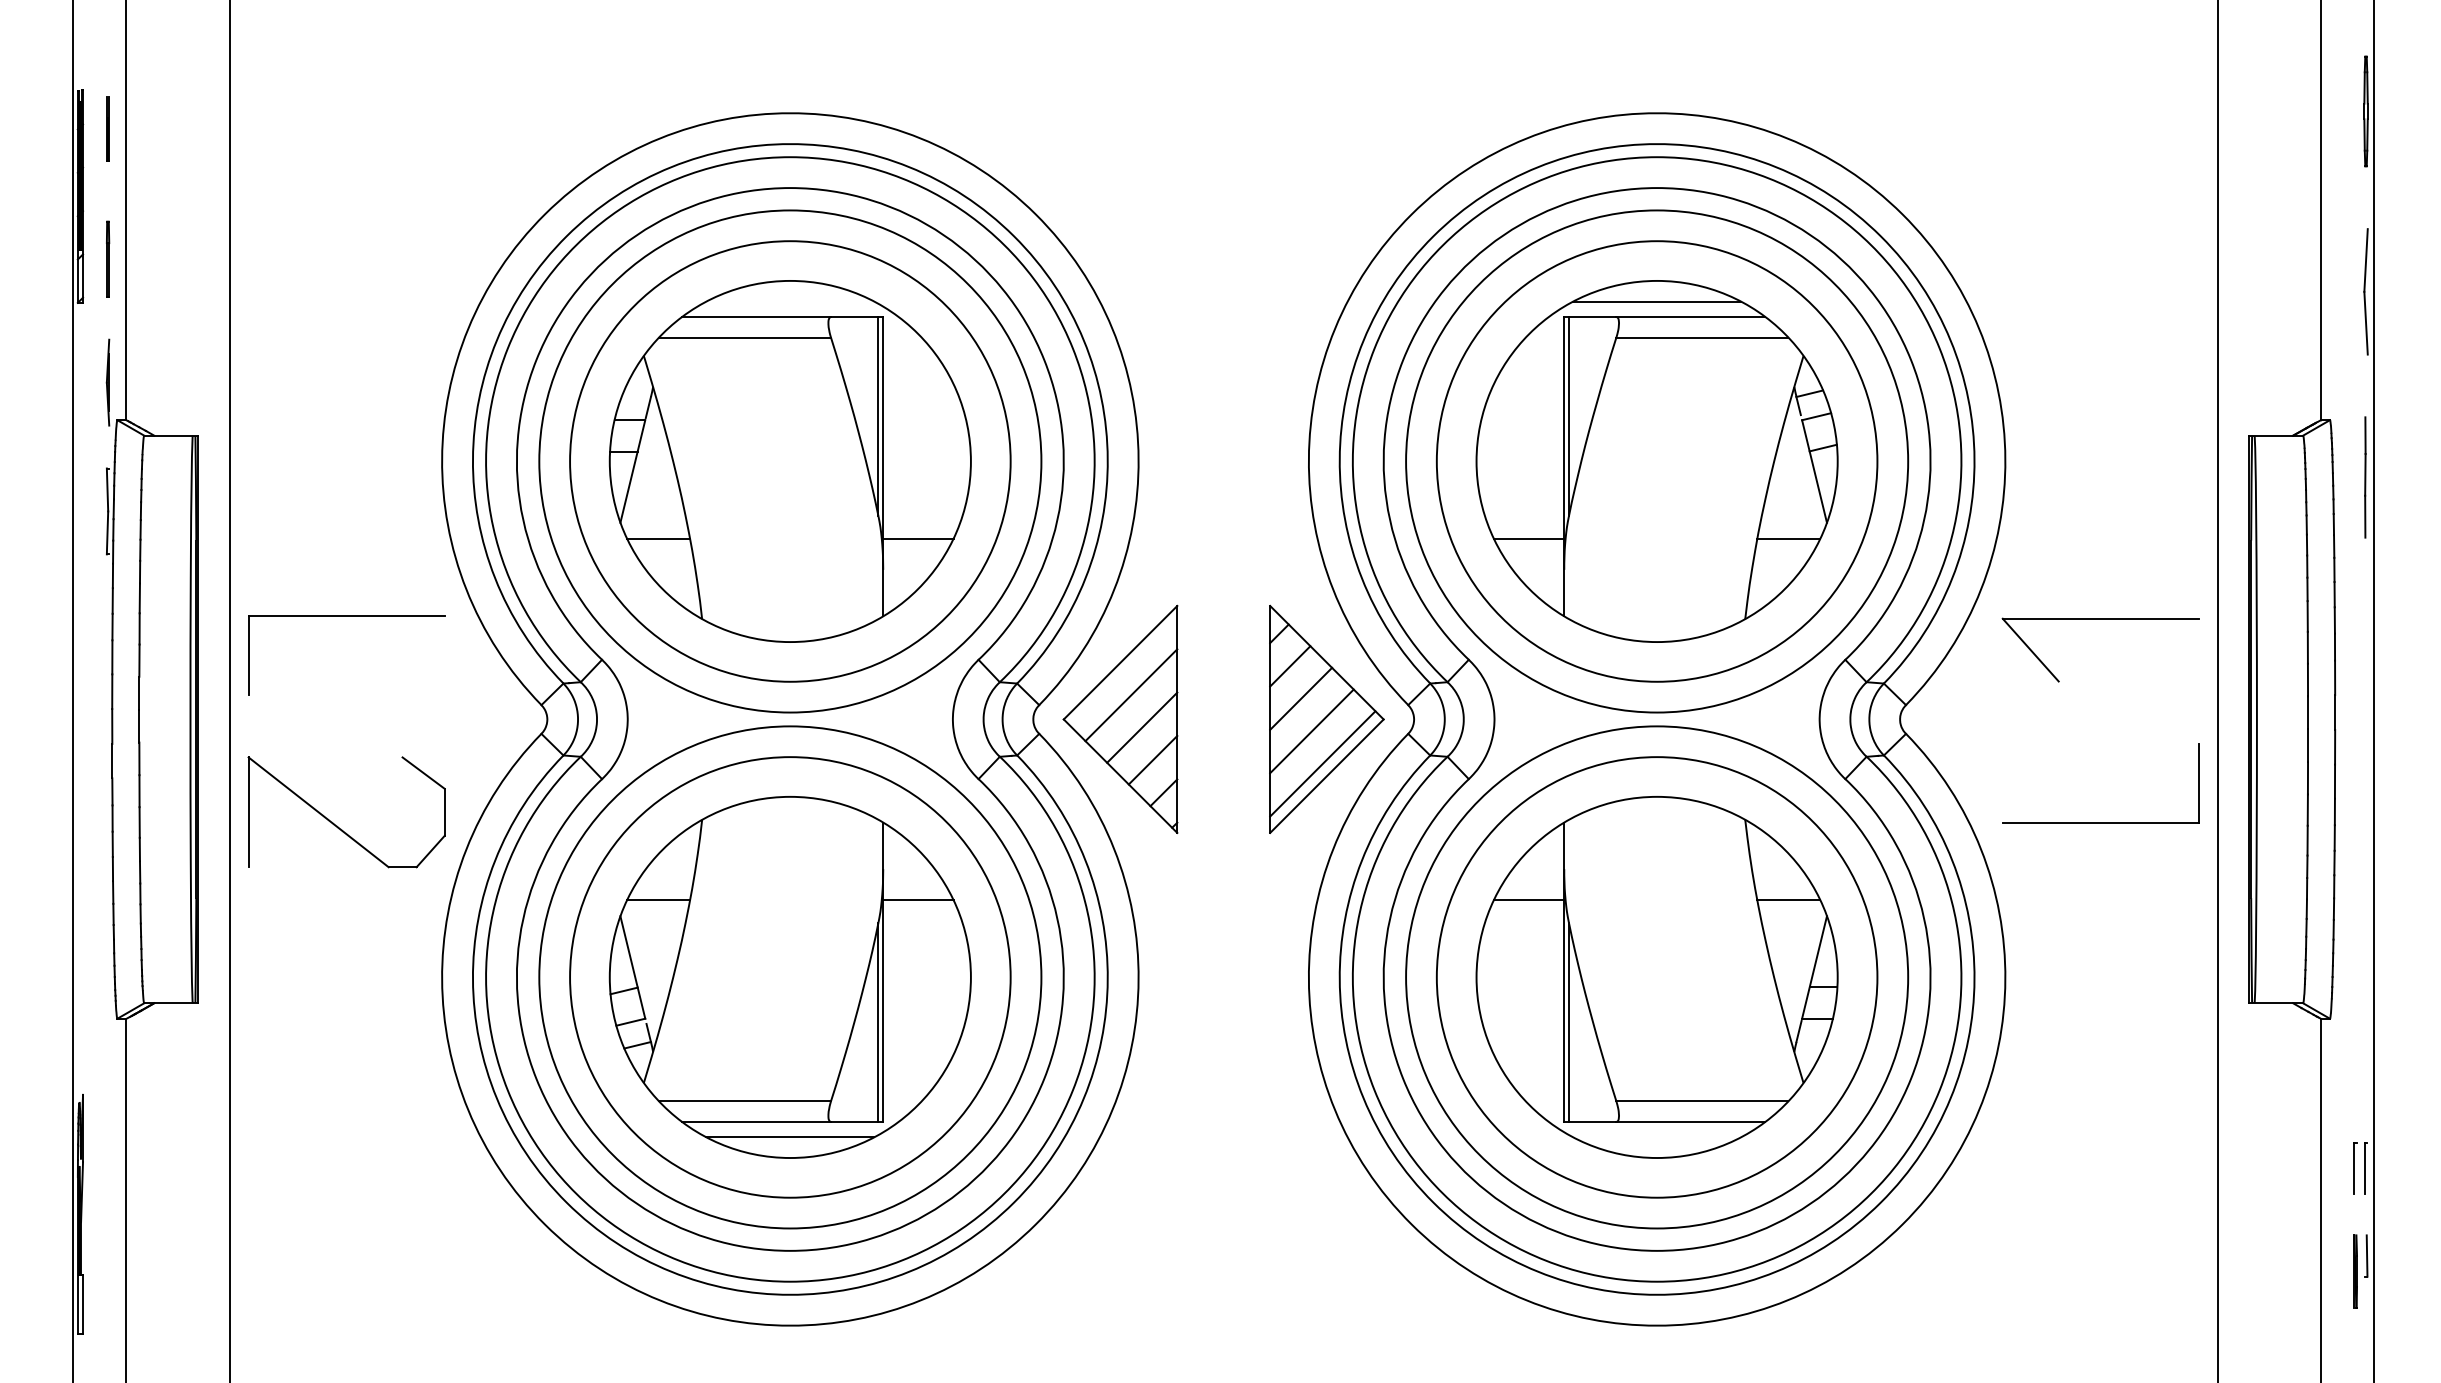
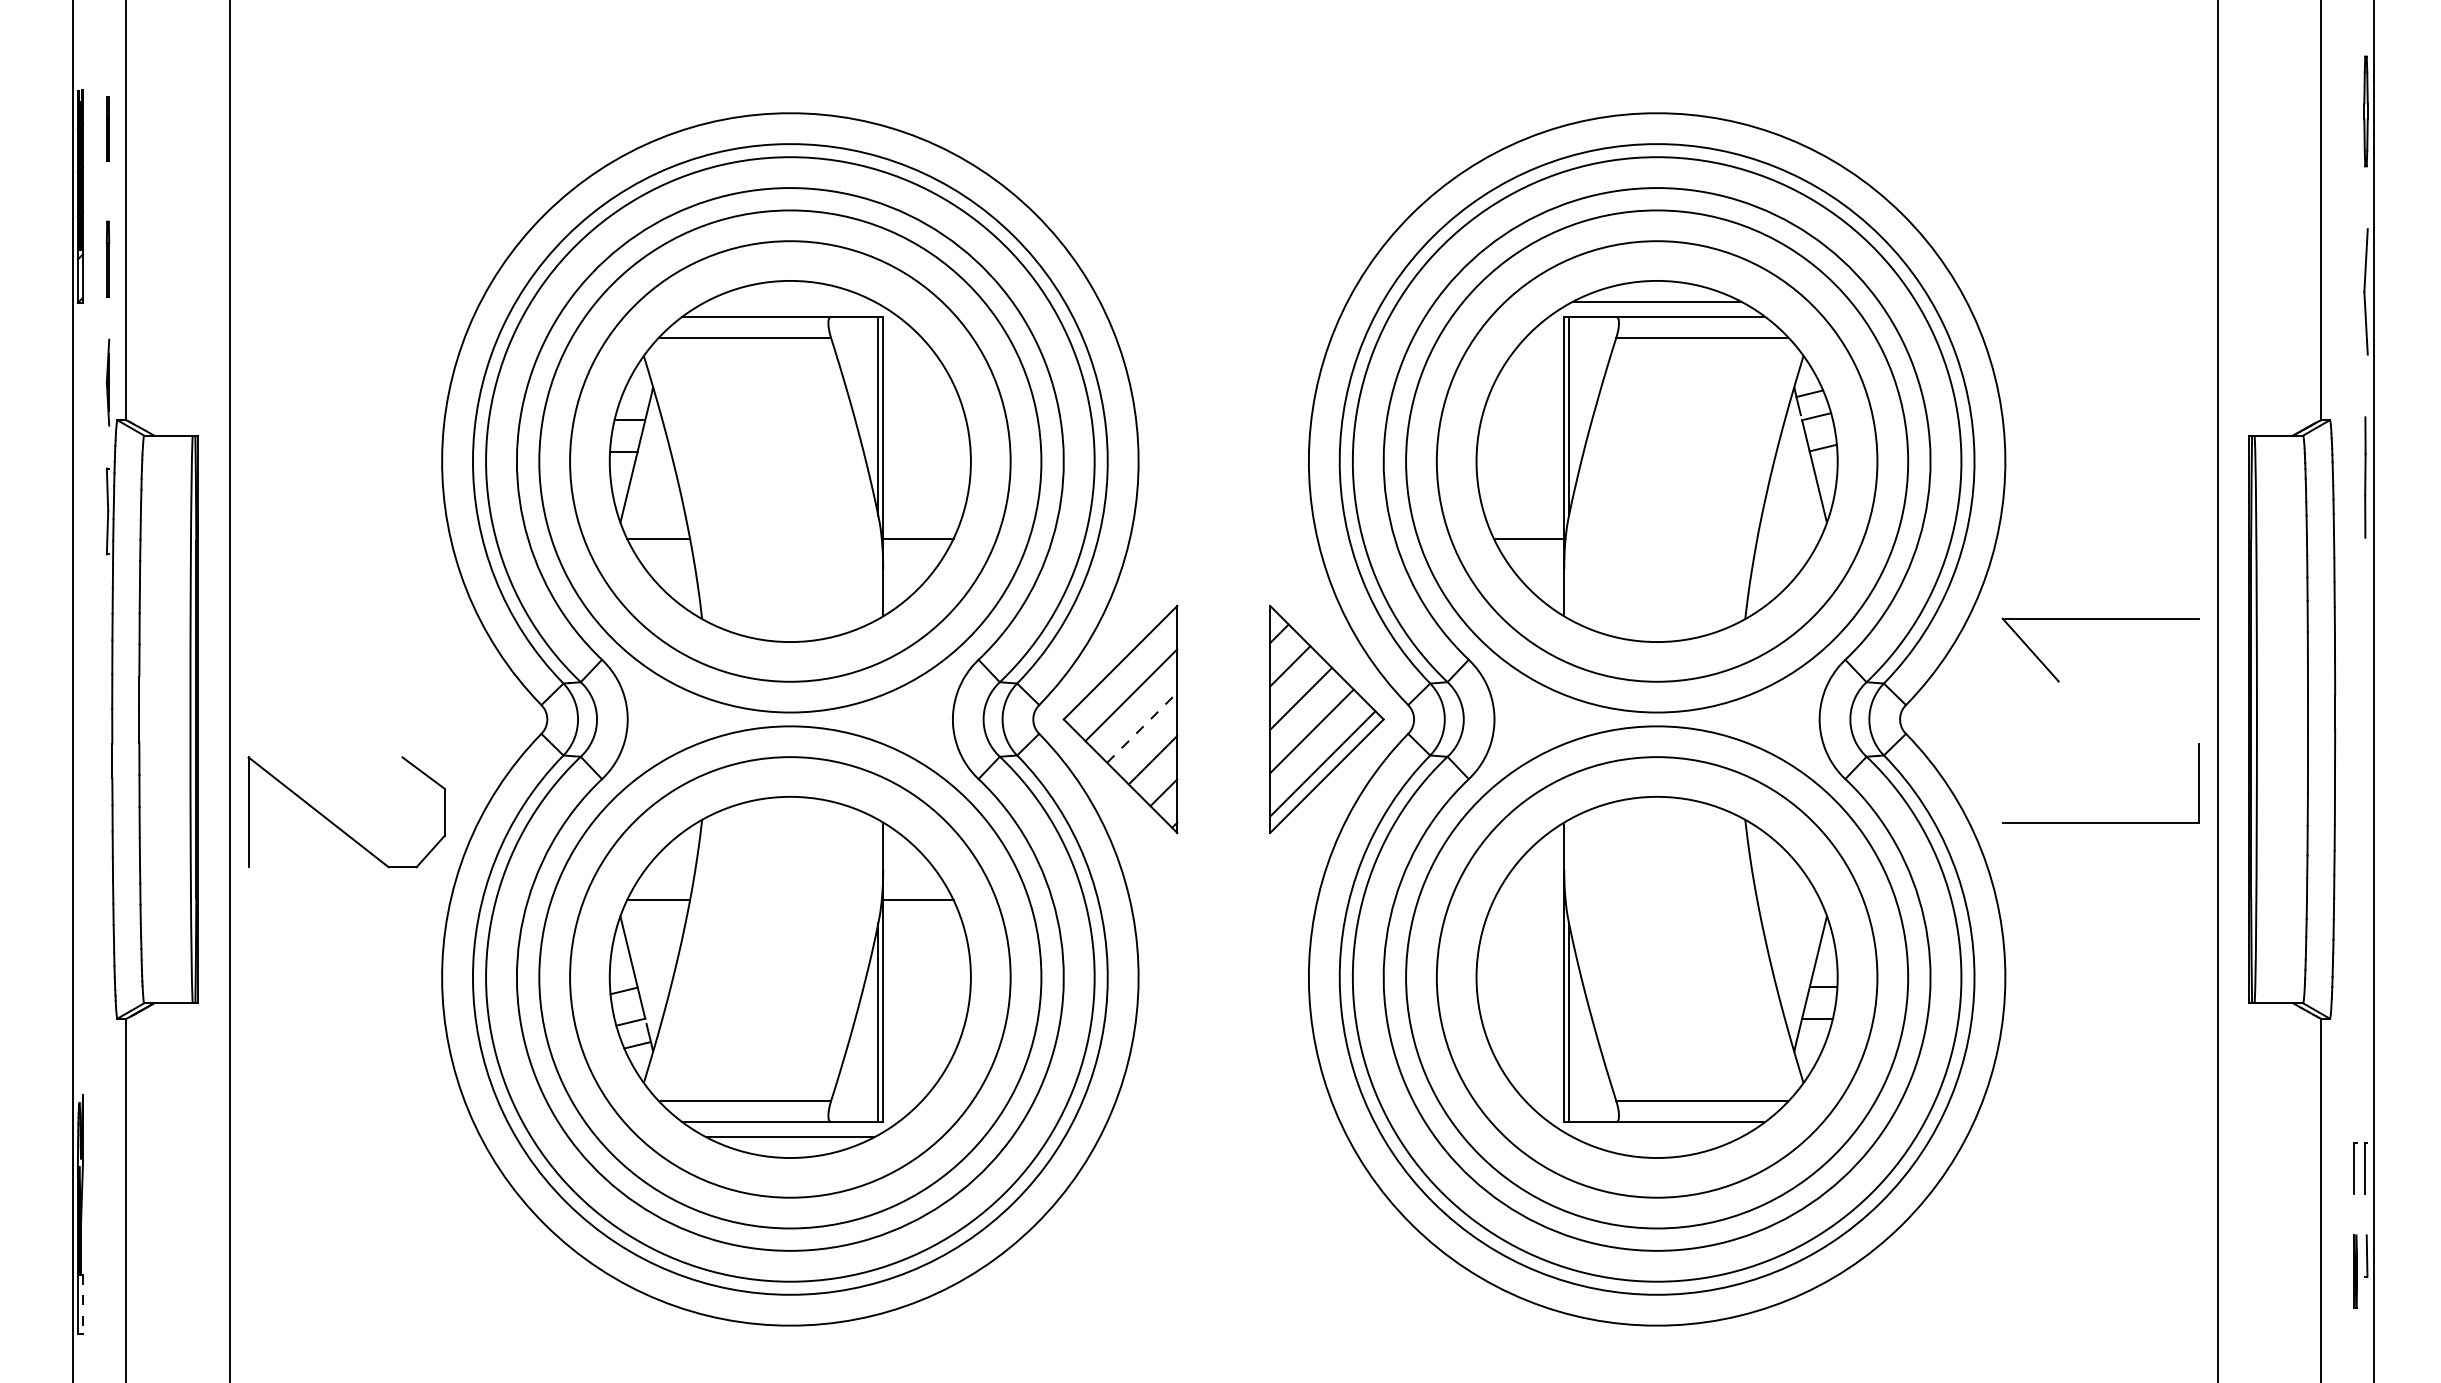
line: present -> none (1788, 538)
part: present -> none (346, 616)
line: solid -> dashed (1142, 727)
line: present -> none (1528, 900)
line: present -> none (1788, 900)
line: solid -> dashed (83, 1304)
